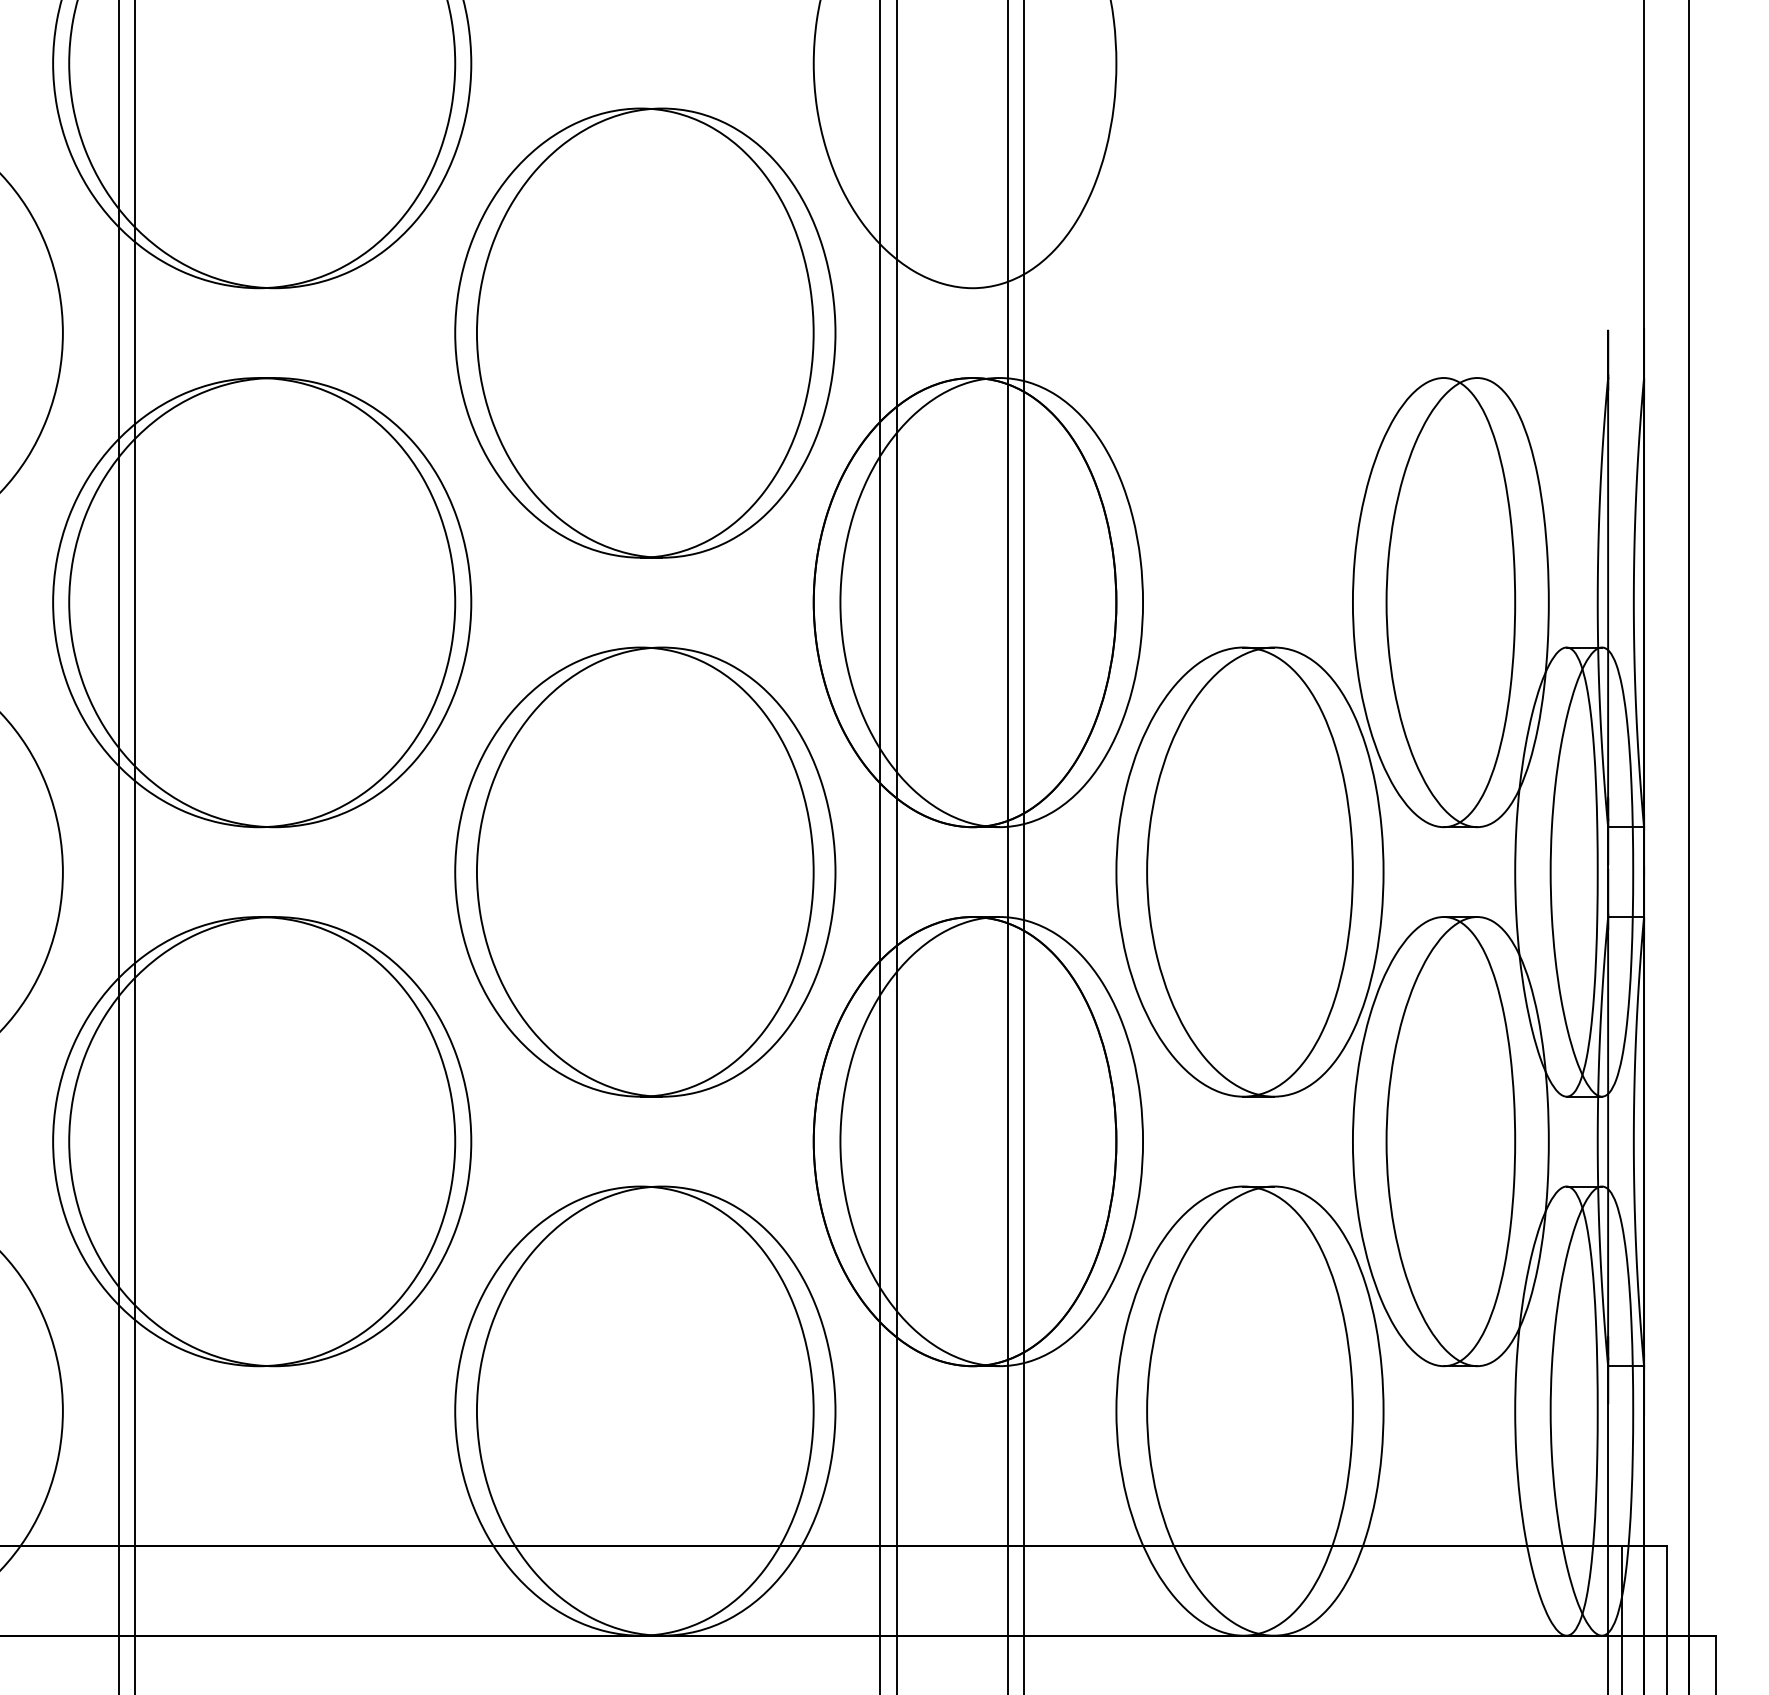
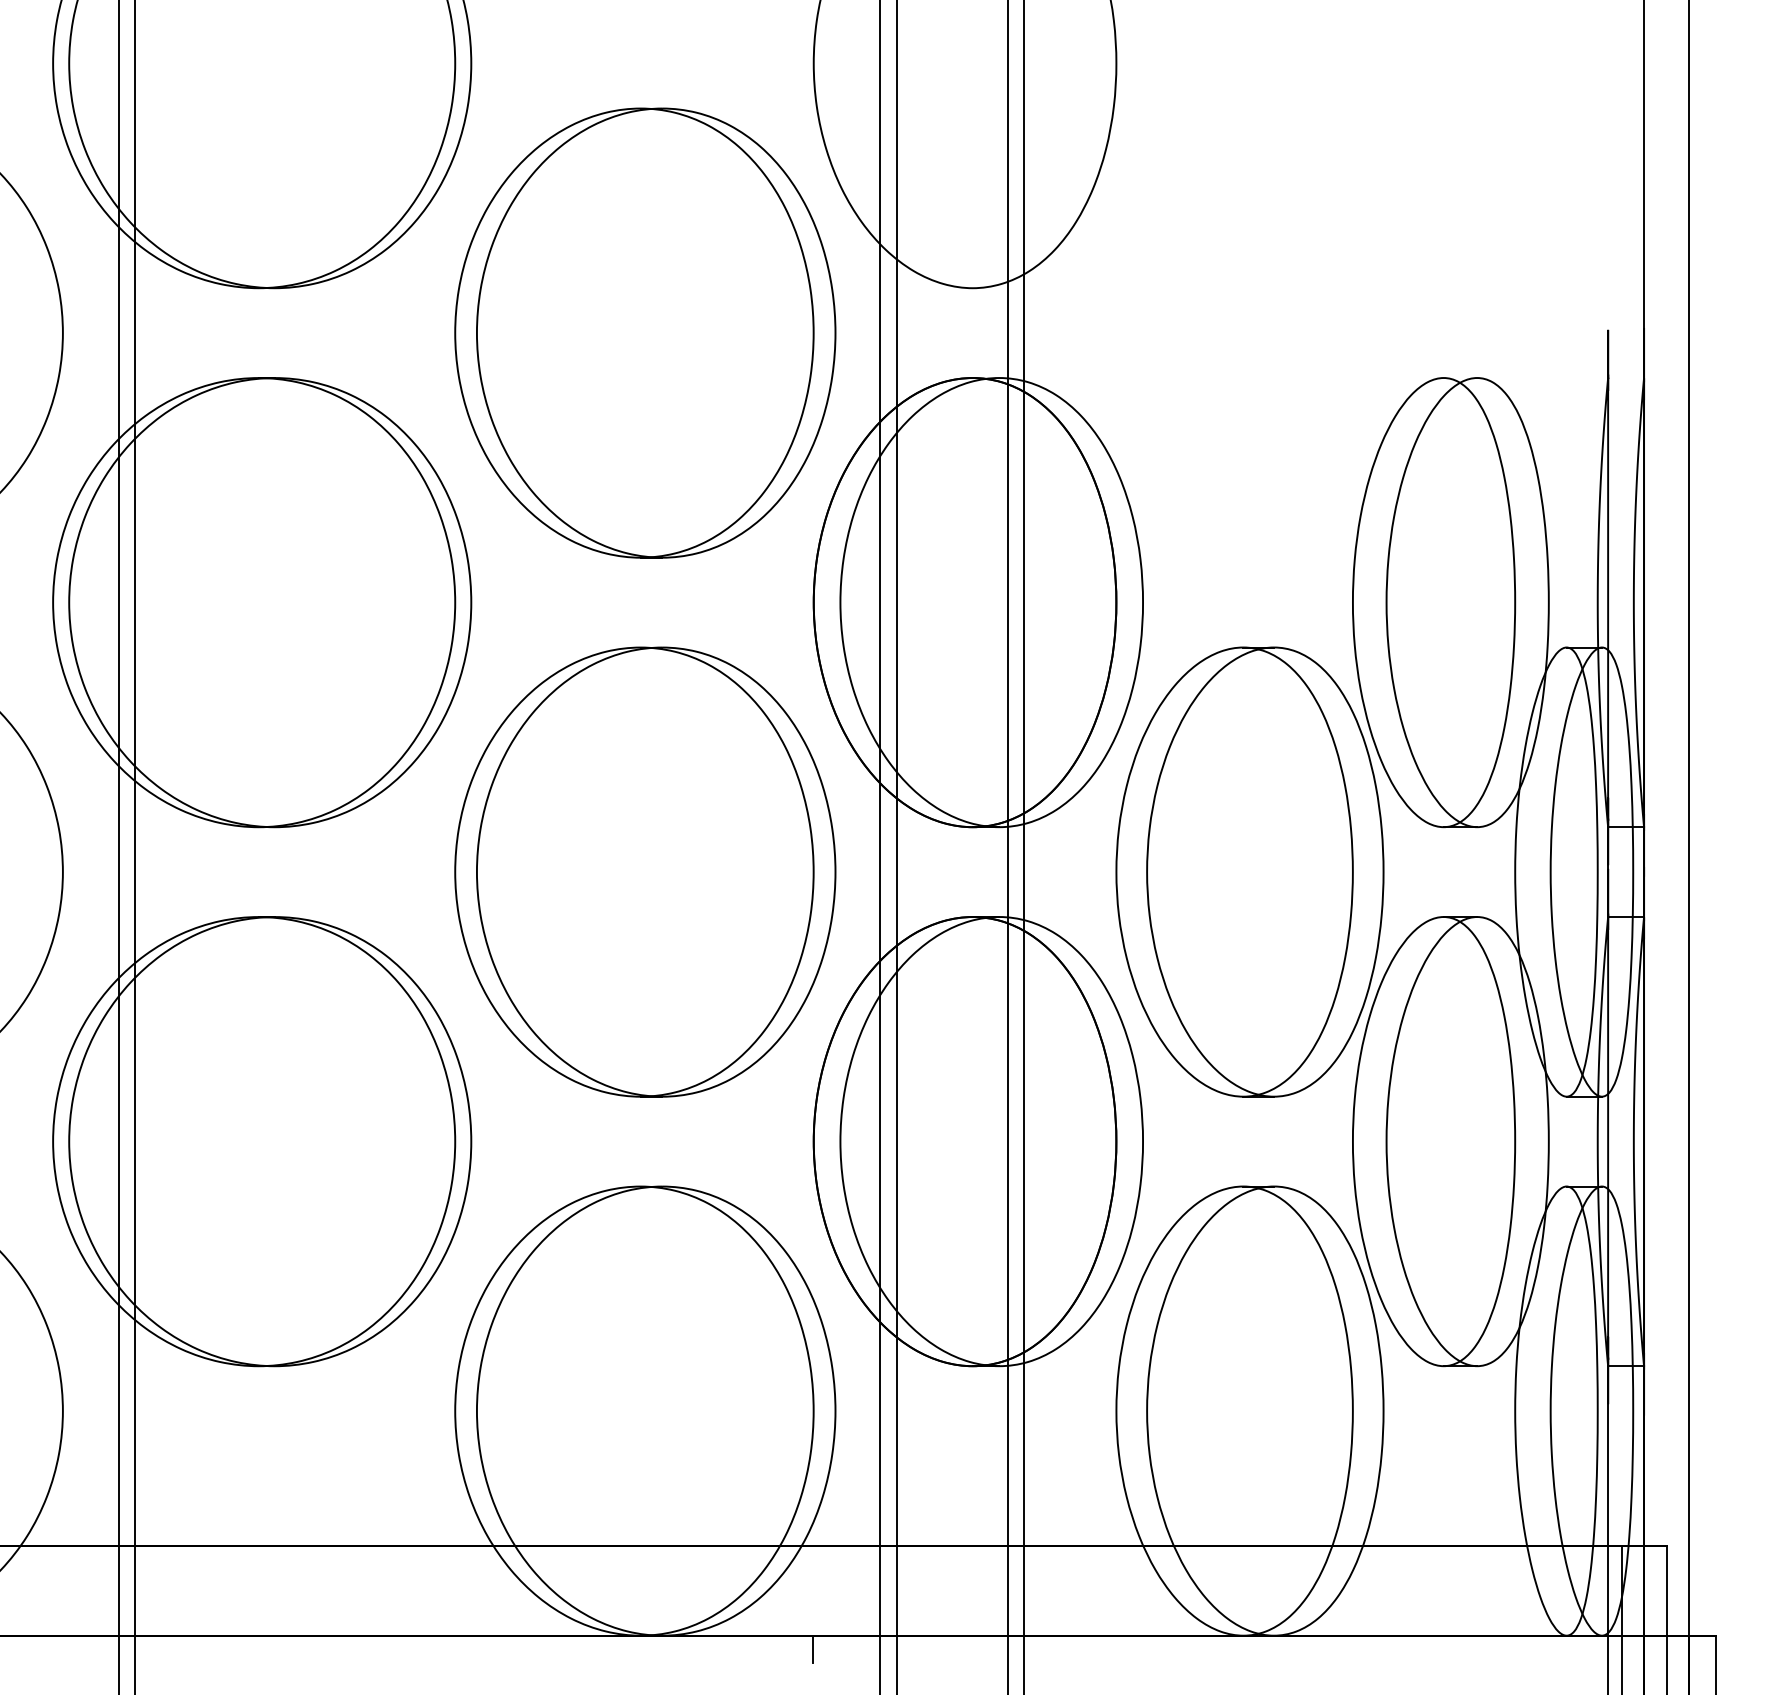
line: none -> present (813, 1648)
